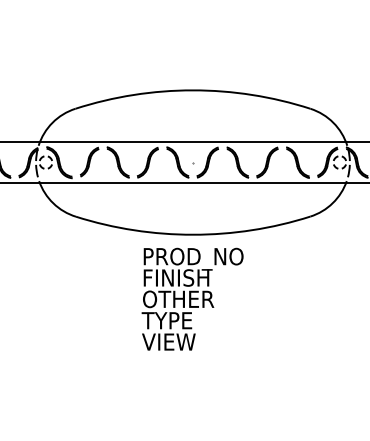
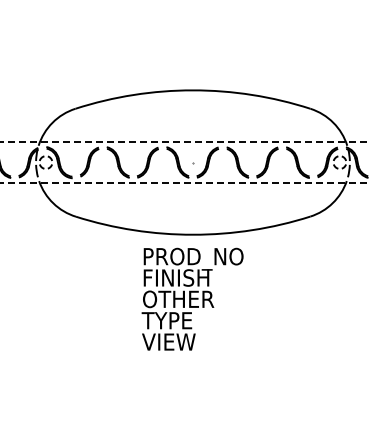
line: solid -> dashed (185, 142)
line: solid -> dashed (185, 182)
